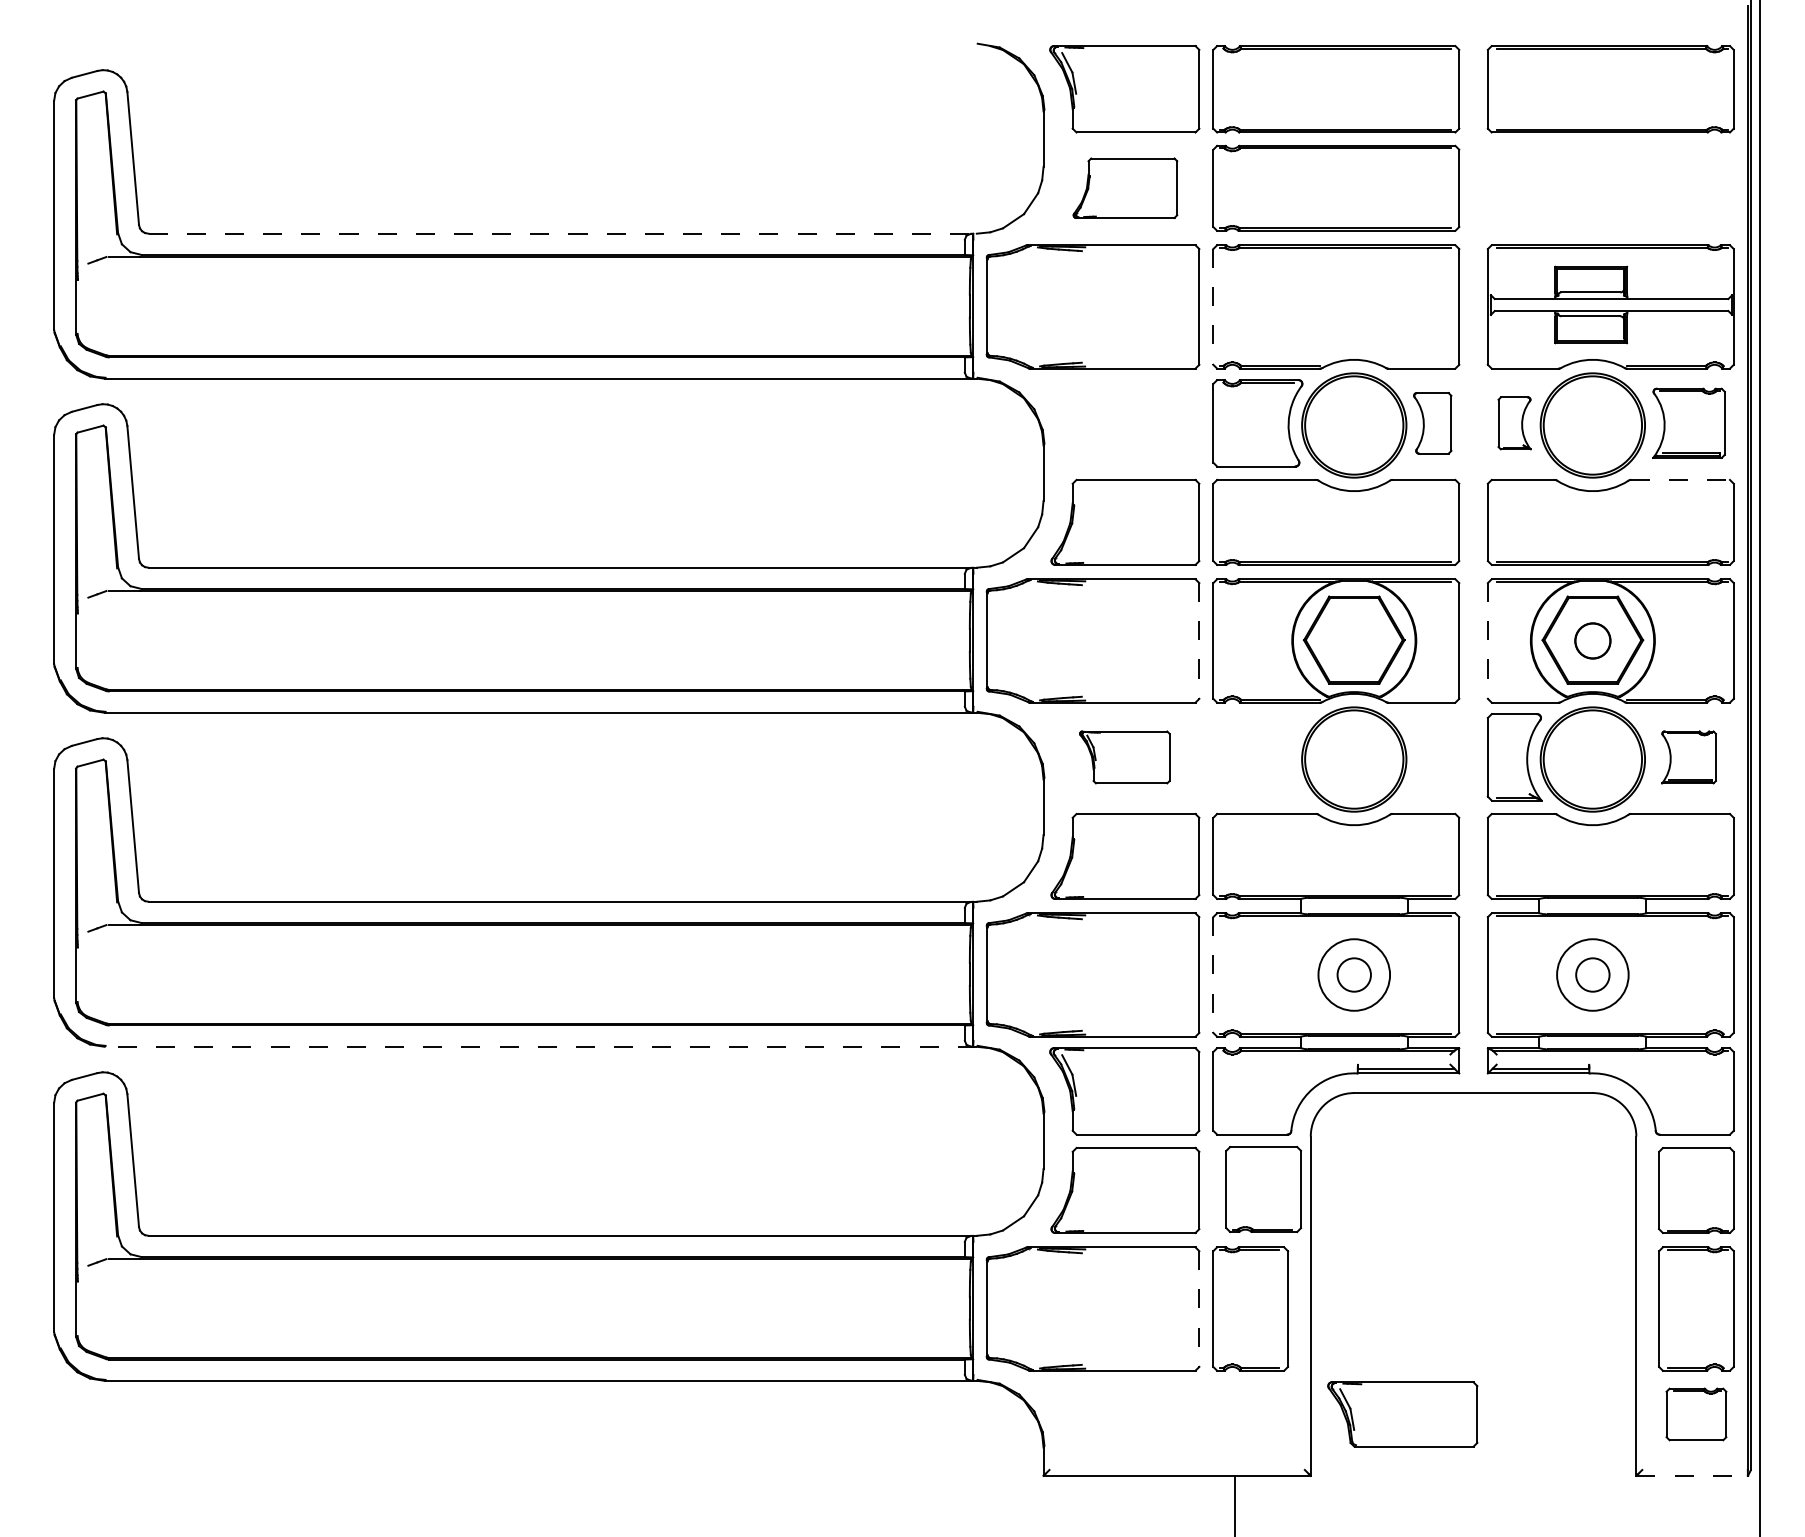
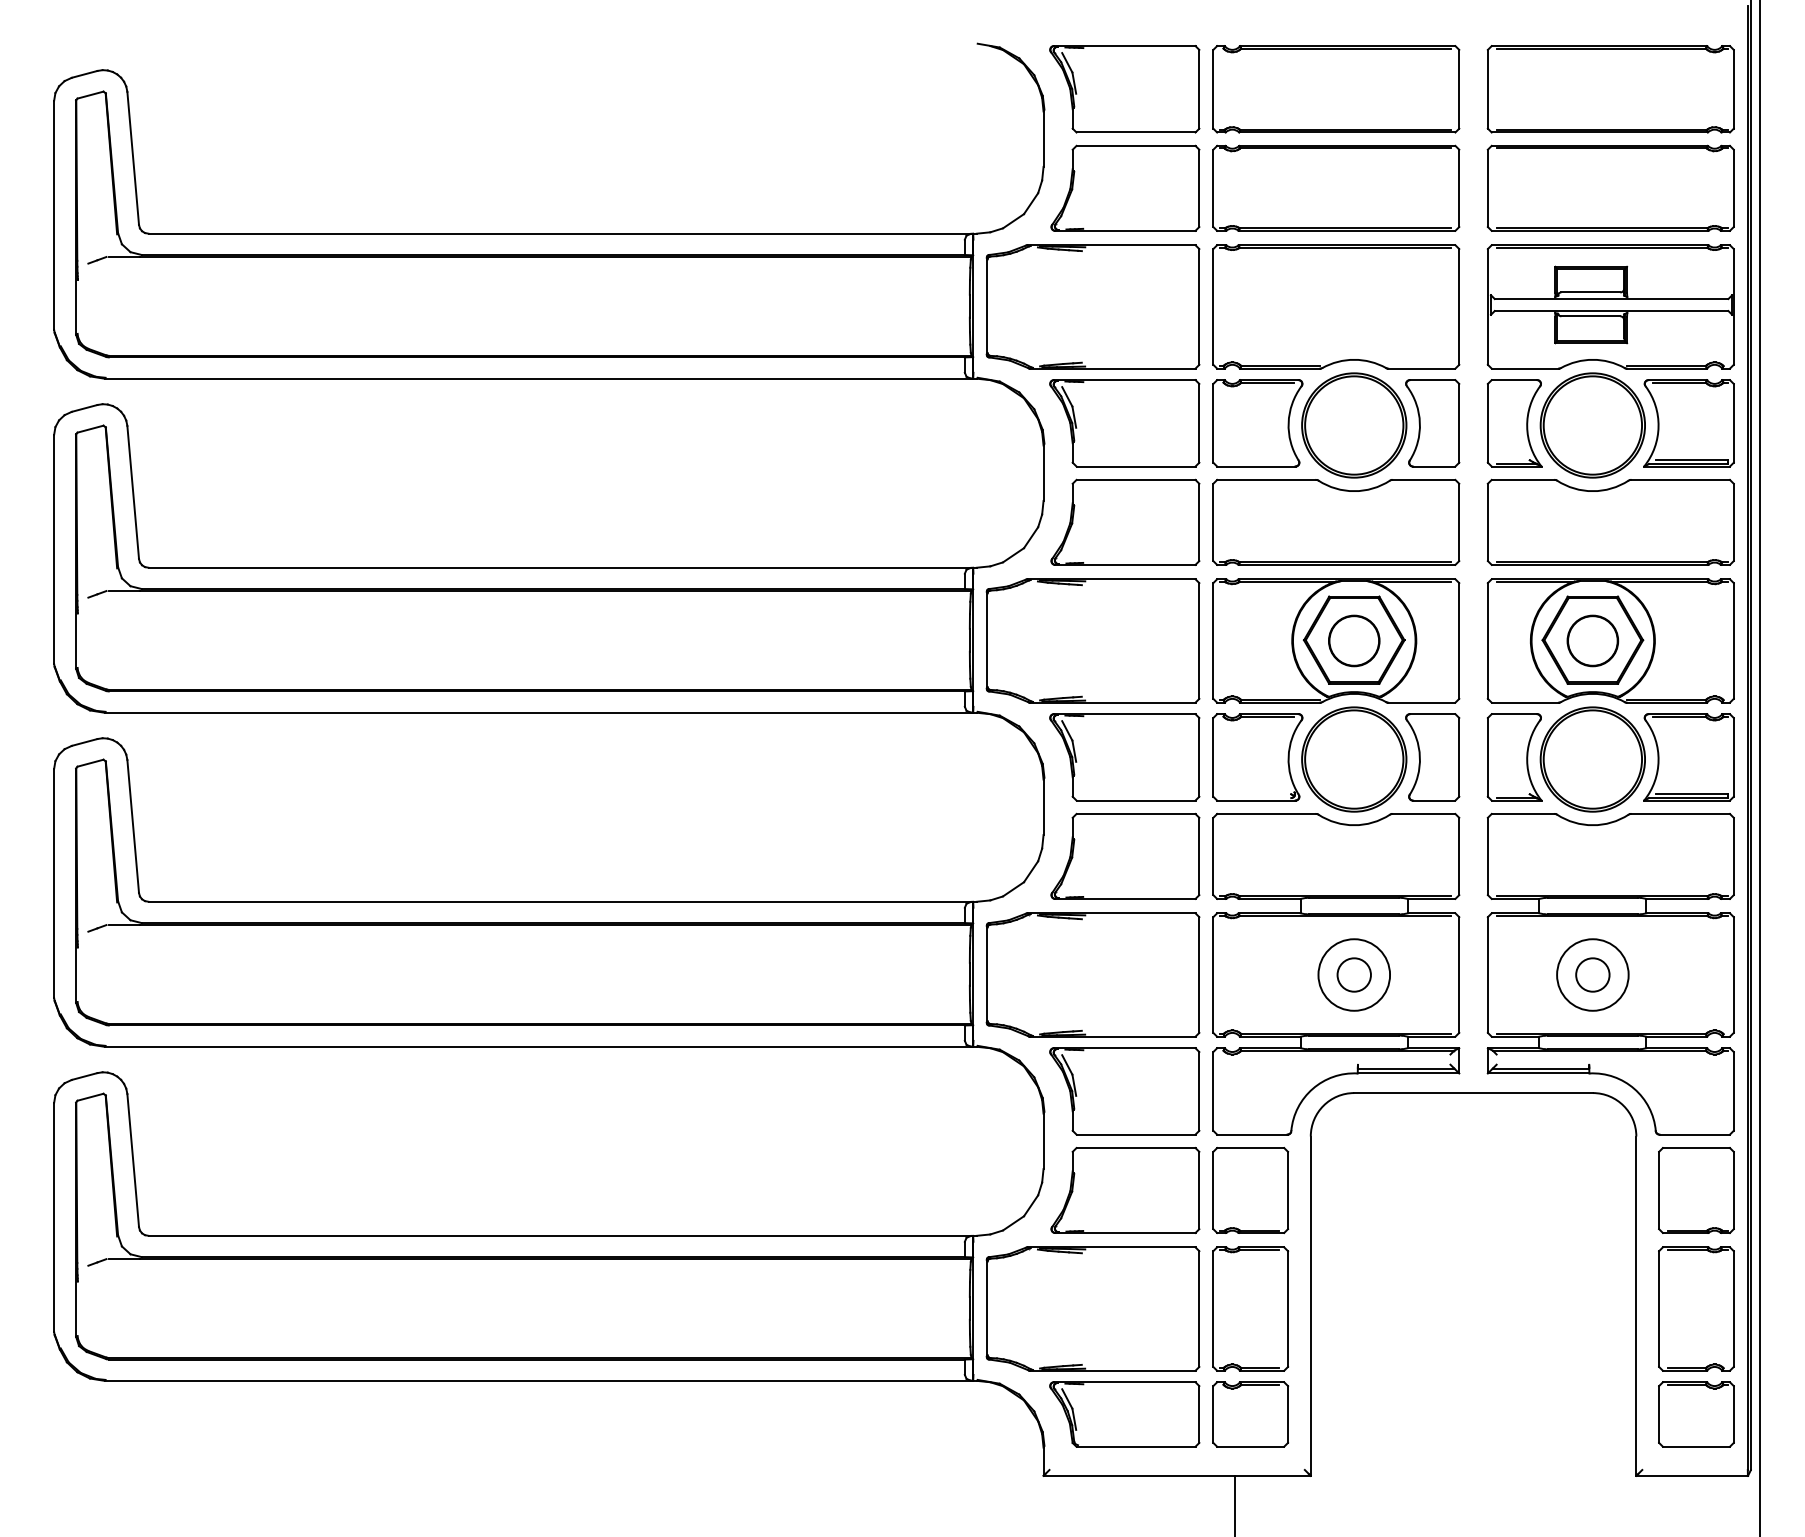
part: none -> present (1610, 187)
part size: 107x63 px -> 151x88 px (1125, 187)
line: dashed -> solid (563, 233)
line: dashed -> solid (1213, 306)
part size: 74x72 px -> 92x89 px (1688, 423)
part: none -> present (1124, 423)
part size: 40x63 px -> 56x89 px (1432, 423)
part size: 35x55 px -> 57x89 px (1514, 423)
line: dashed -> solid (1680, 479)
line: dashed -> solid (1199, 640)
part: none -> present (1354, 640)
line: dashed -> solid (1487, 640)
part size: 38x38 px -> 54x54 px (1592, 640)
part size: 92x55 px -> 152x89 px (1124, 757)
part: none -> present (1257, 757)
part: none -> present (1432, 757)
part size: 56x55 px -> 92x89 px (1688, 757)
line: dashed -> solid (1213, 975)
line: dashed -> solid (540, 1046)
part position: (1263, 1189) -> (1250, 1190) (1250, 1190)
line: dashed -> solid (1199, 1309)
part: none -> present (1250, 1414)
part position: (1402, 1414) -> (1124, 1414) (1124, 1414)
part size: 63x55 px -> 77x67 px (1696, 1414)
line: dashed -> solid (1692, 1475)
